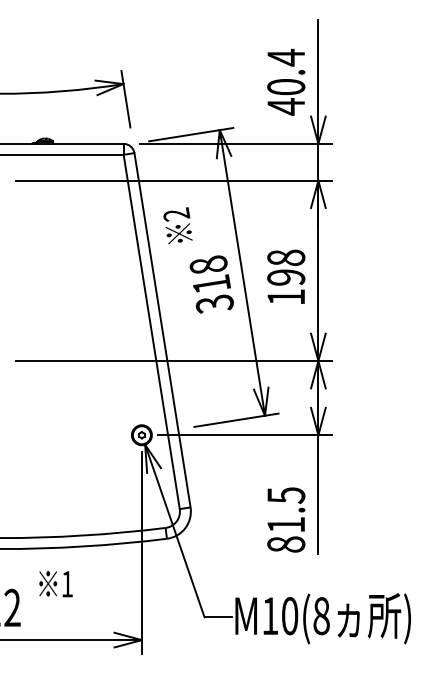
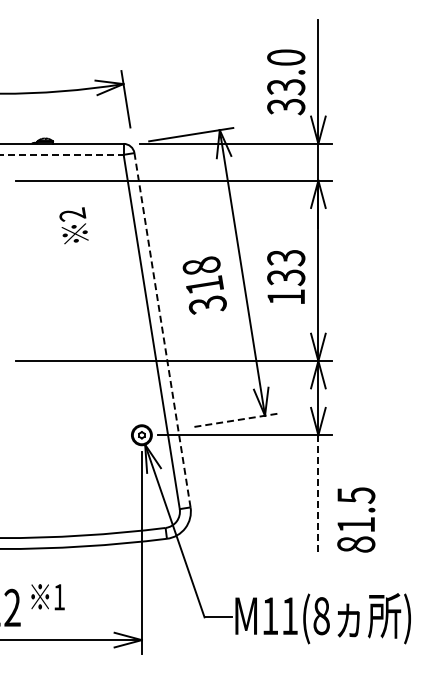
text: 40.4 -> 33.0 (286, 81)
line: solid -> dashed (62, 154)
text position: (177, 225) -> (73, 225) (73, 225)
text: 198 -> 133 (286, 267)
text position: (211, 284) -> (204, 285) (204, 285)
line: solid -> dashed (162, 329)
line: solid -> dashed (236, 420)
line: solid -> dashed (318, 494)
text position: (286, 519) -> (356, 519) (356, 519)
text position: (55, 584) -> (47, 597) (47, 597)
text: M10(8 -> M11(8 (290, 616)
